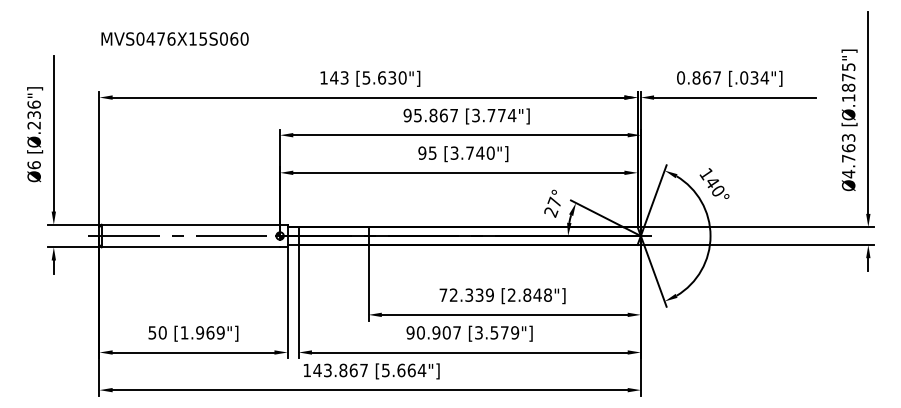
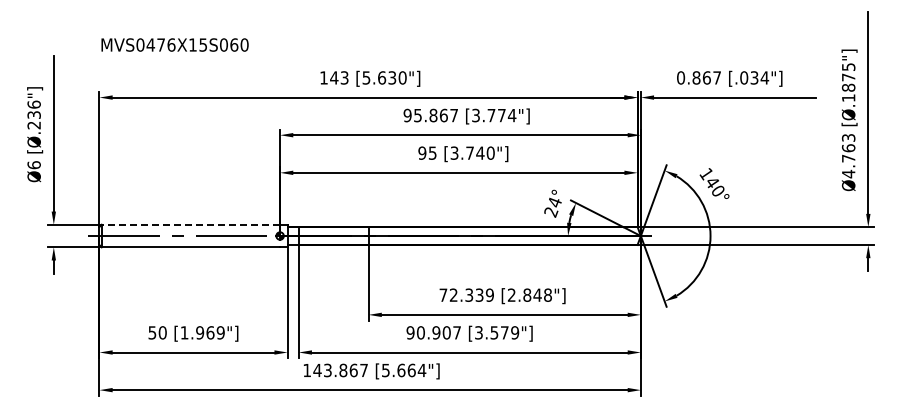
text position: (174, 38) -> (174, 44) (174, 44)
text: 27° -> 24° (554, 201)
line: solid -> dashed (190, 224)
